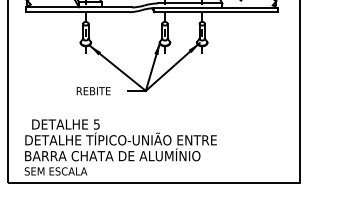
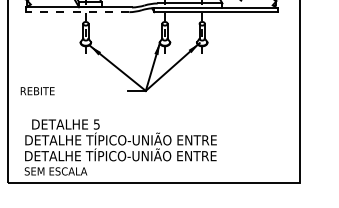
line: solid -> dashed (77, 12)
text position: (93, 91) -> (37, 91) (37, 91)
text: BARRA CHATA DE ALUMÍNIO -> DETALHE TÍPICO-UNIÃO ENTRE (121, 154)
